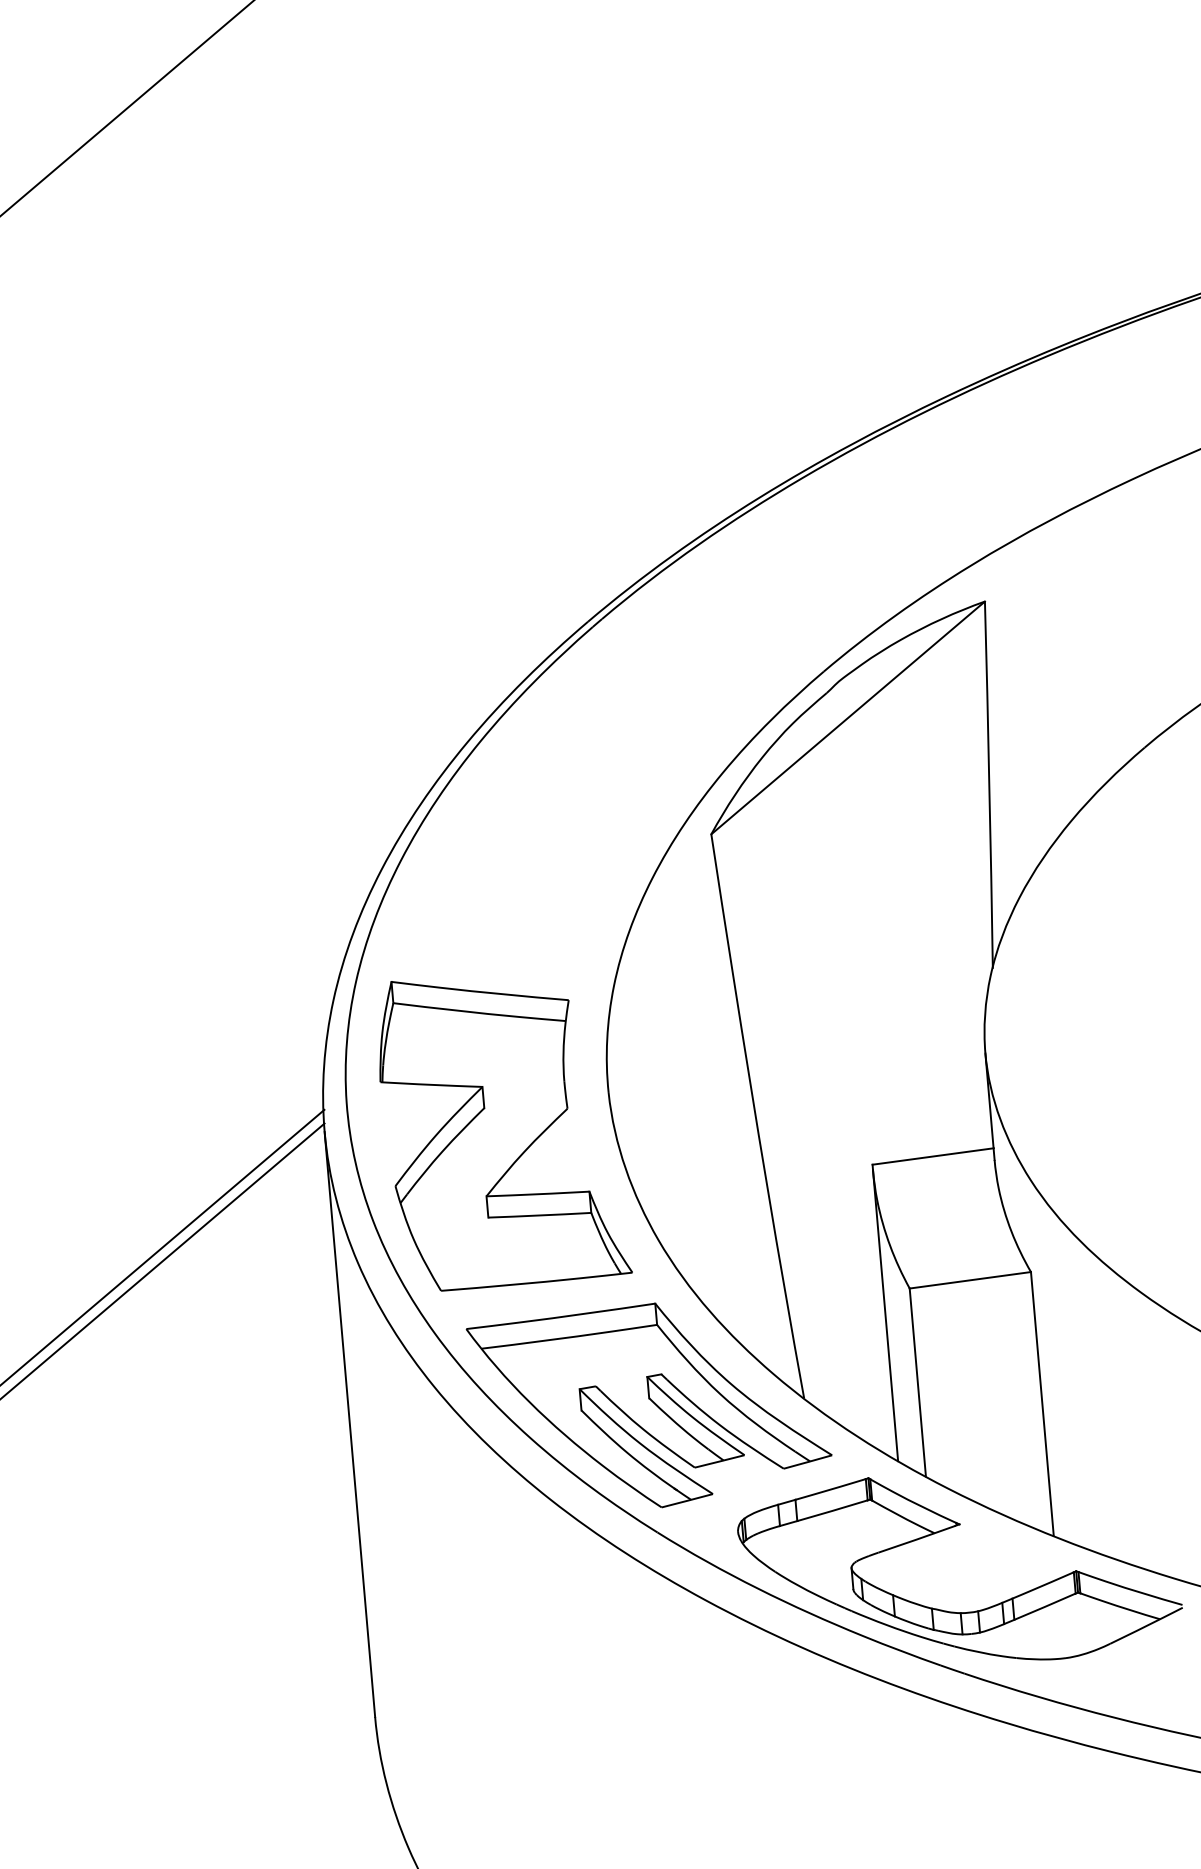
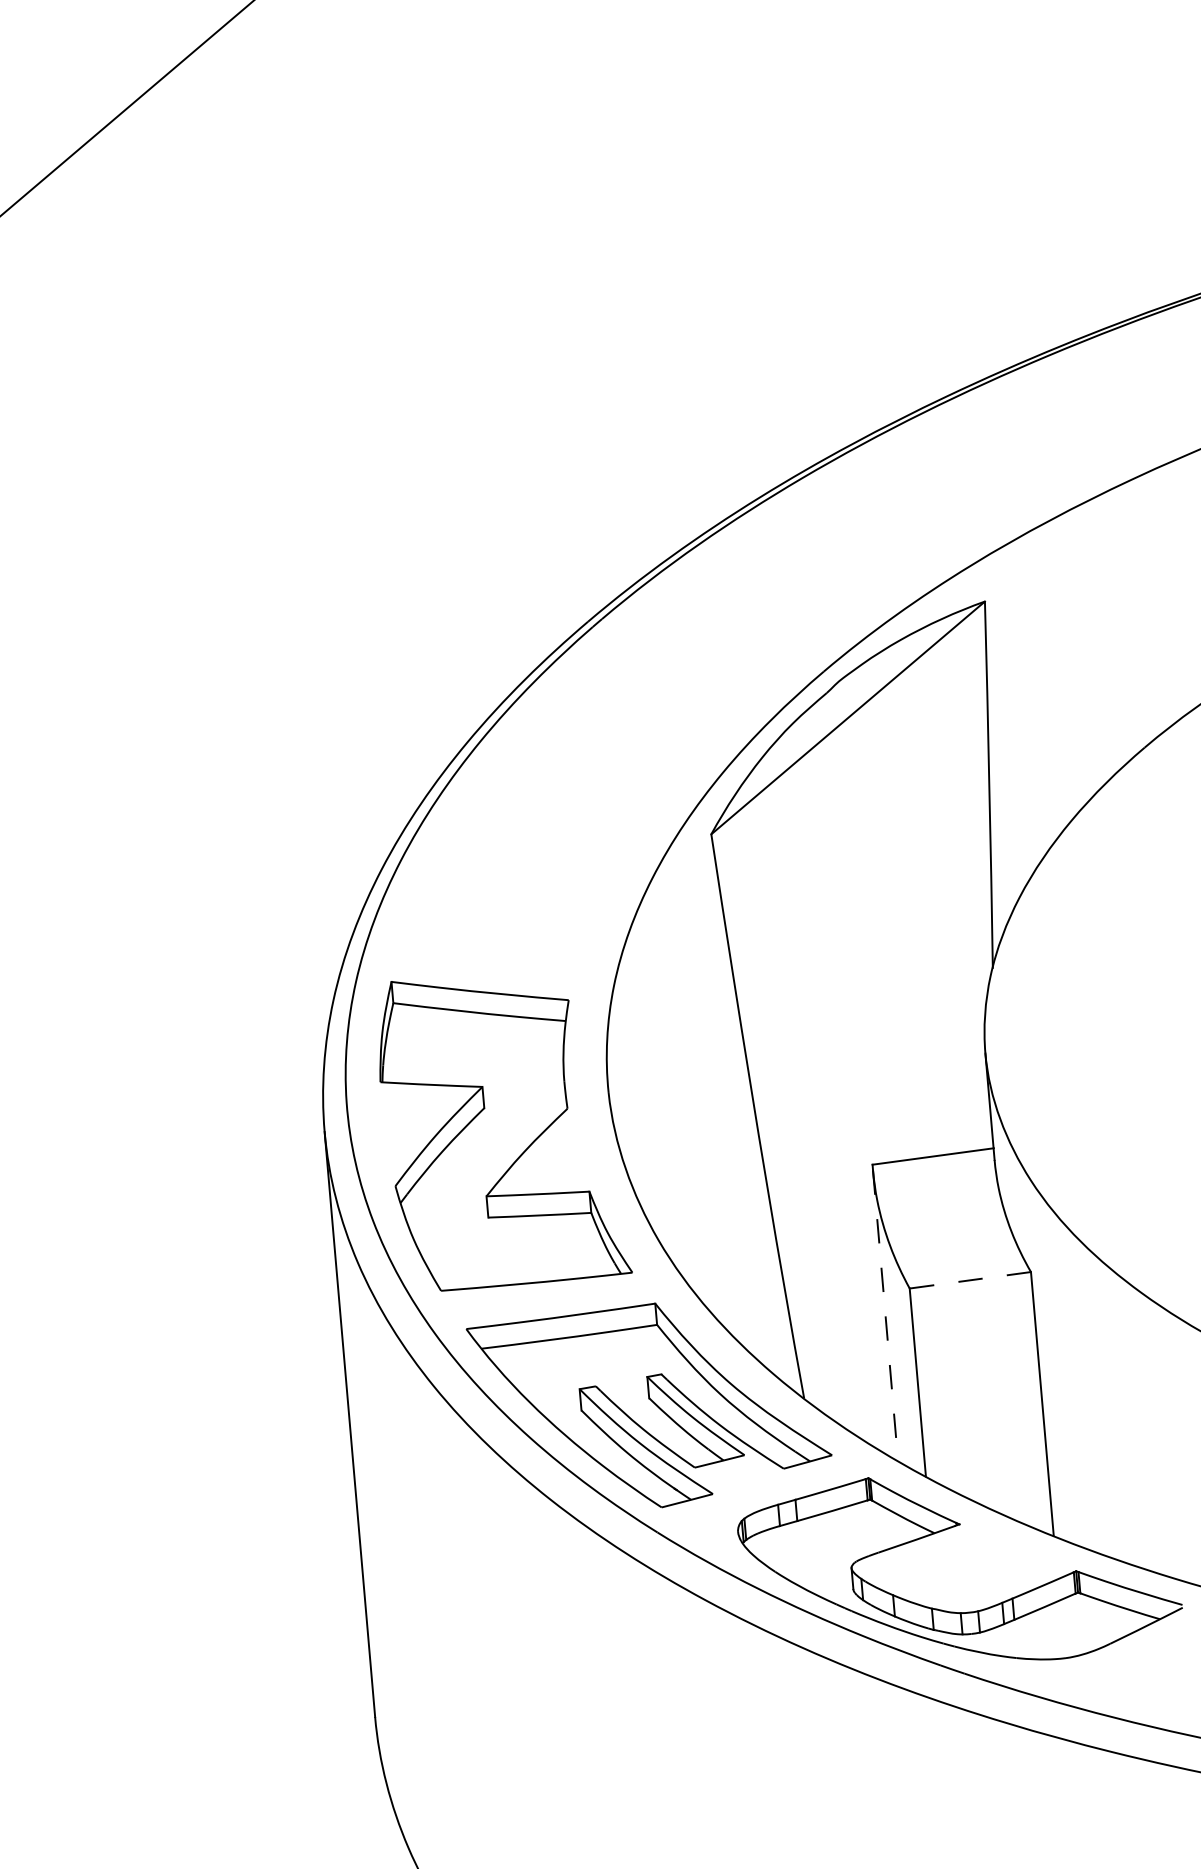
line: present -> none (163, 1246)
line: present -> none (163, 1260)
line: solid -> dashed (969, 1280)
line: solid -> dashed (885, 1315)
